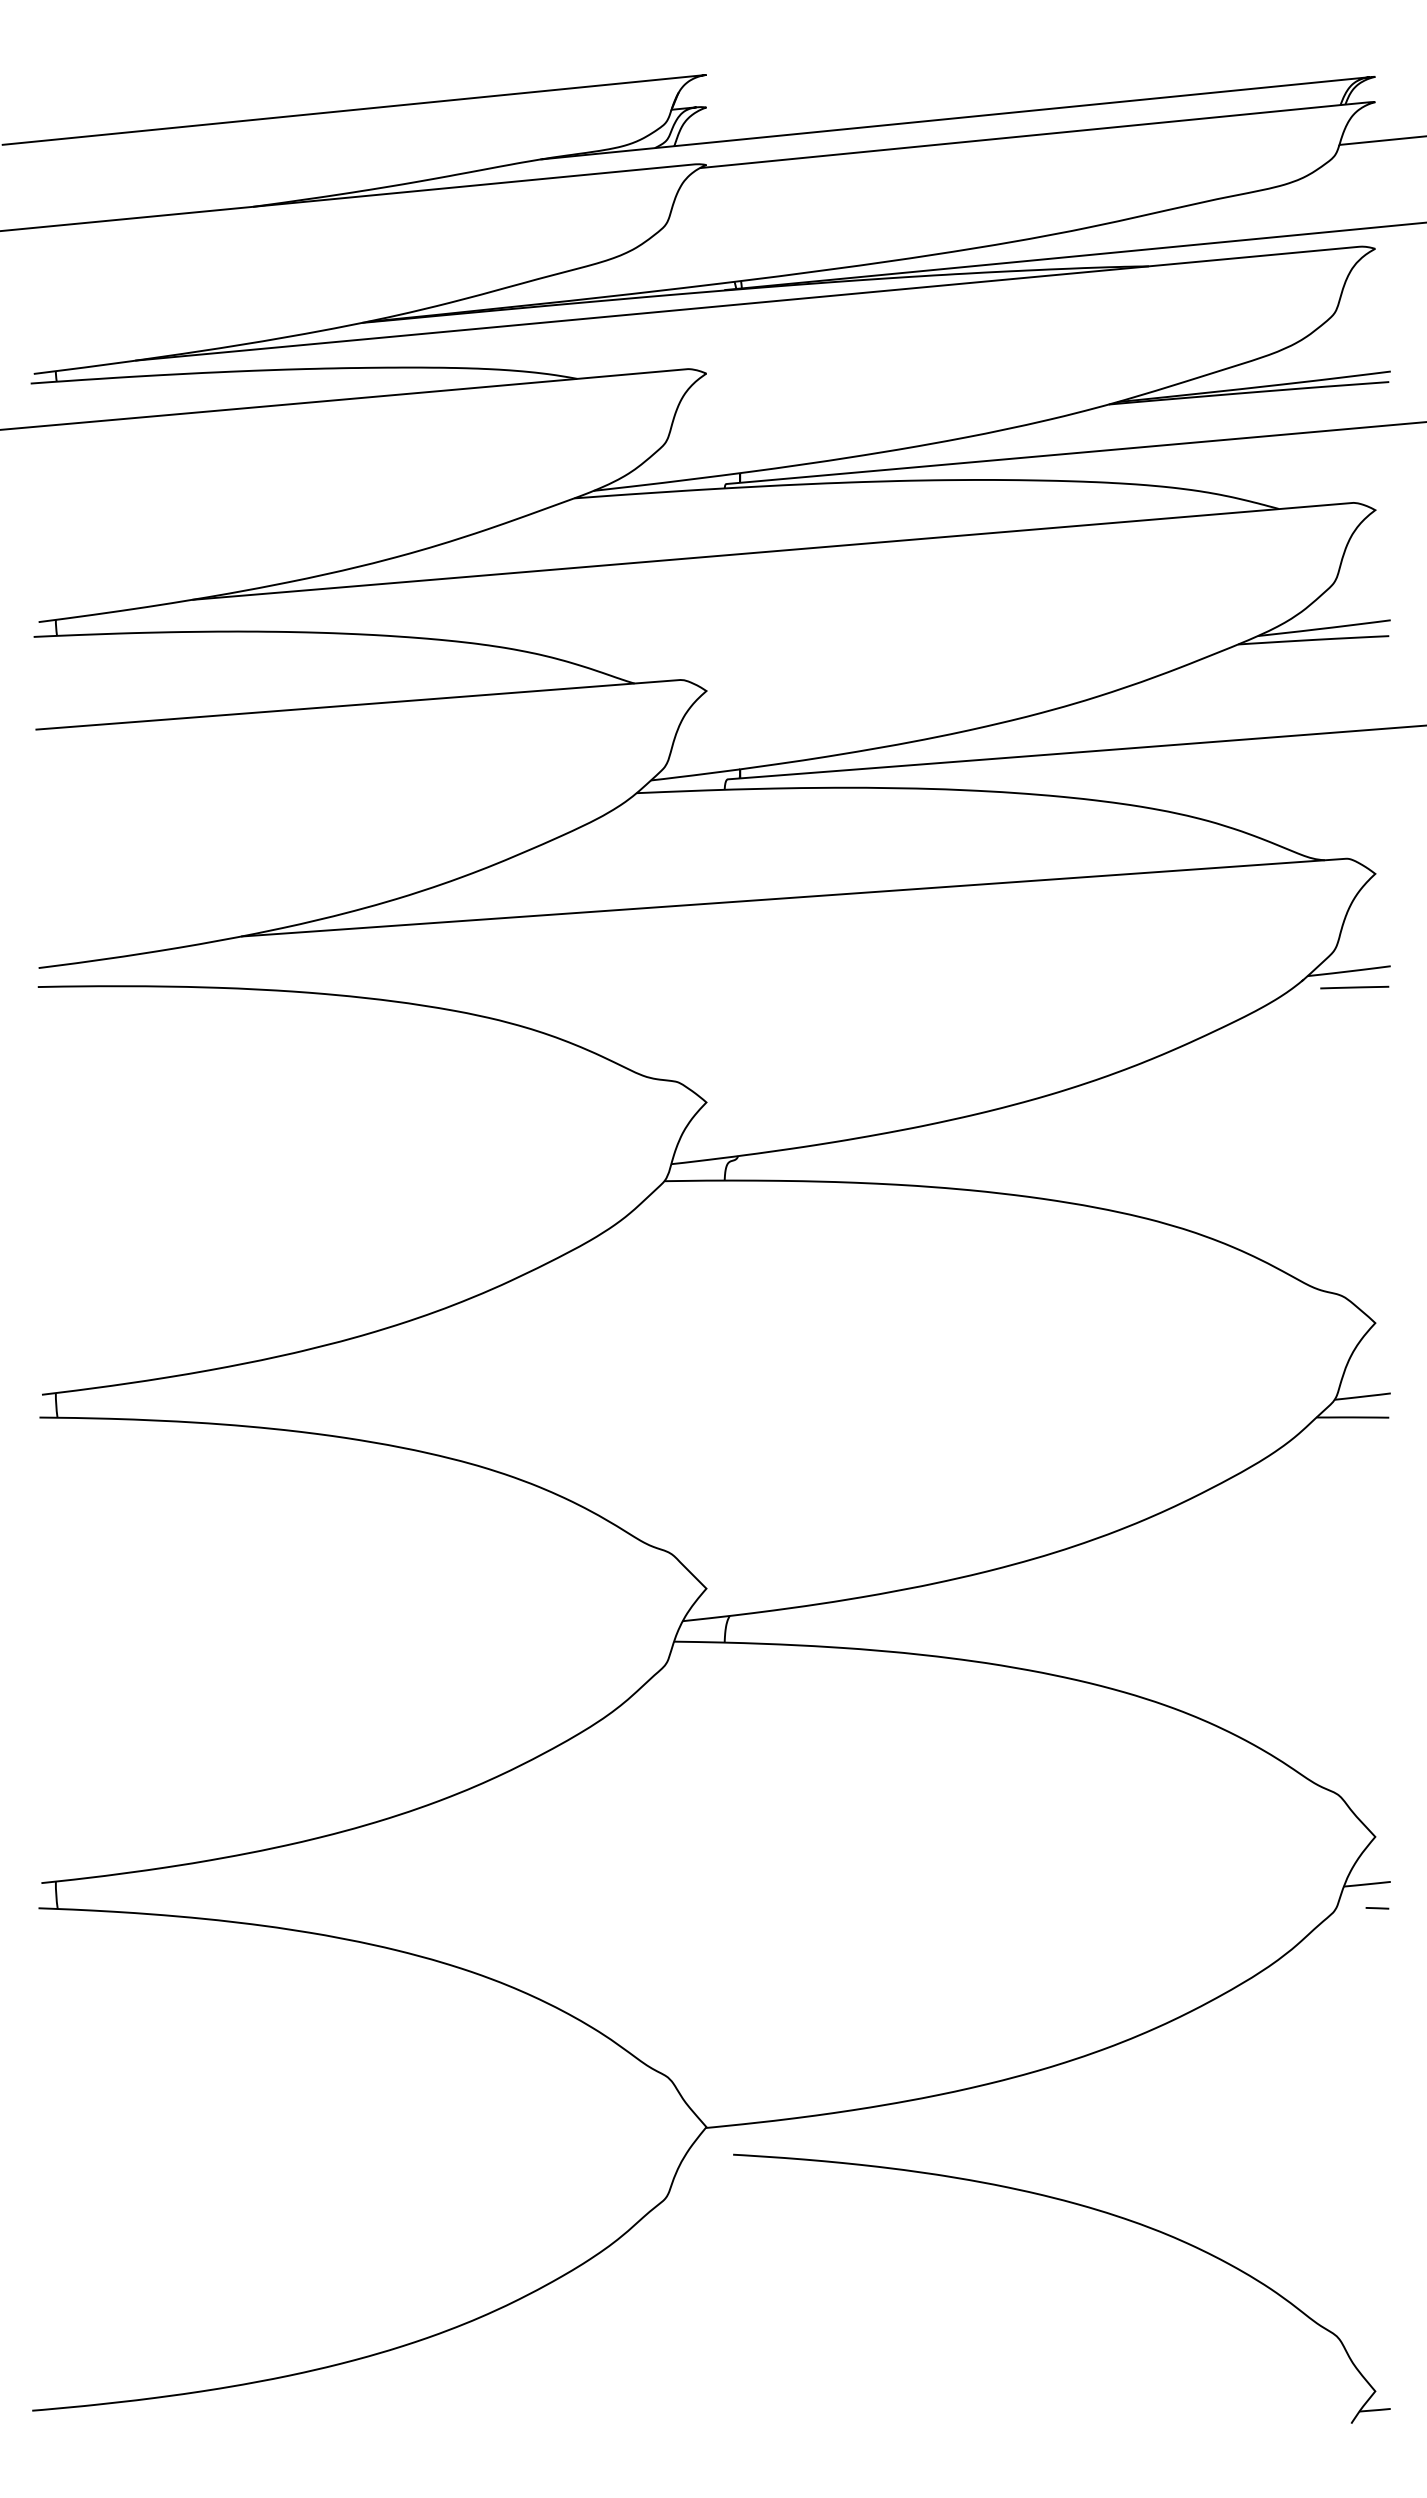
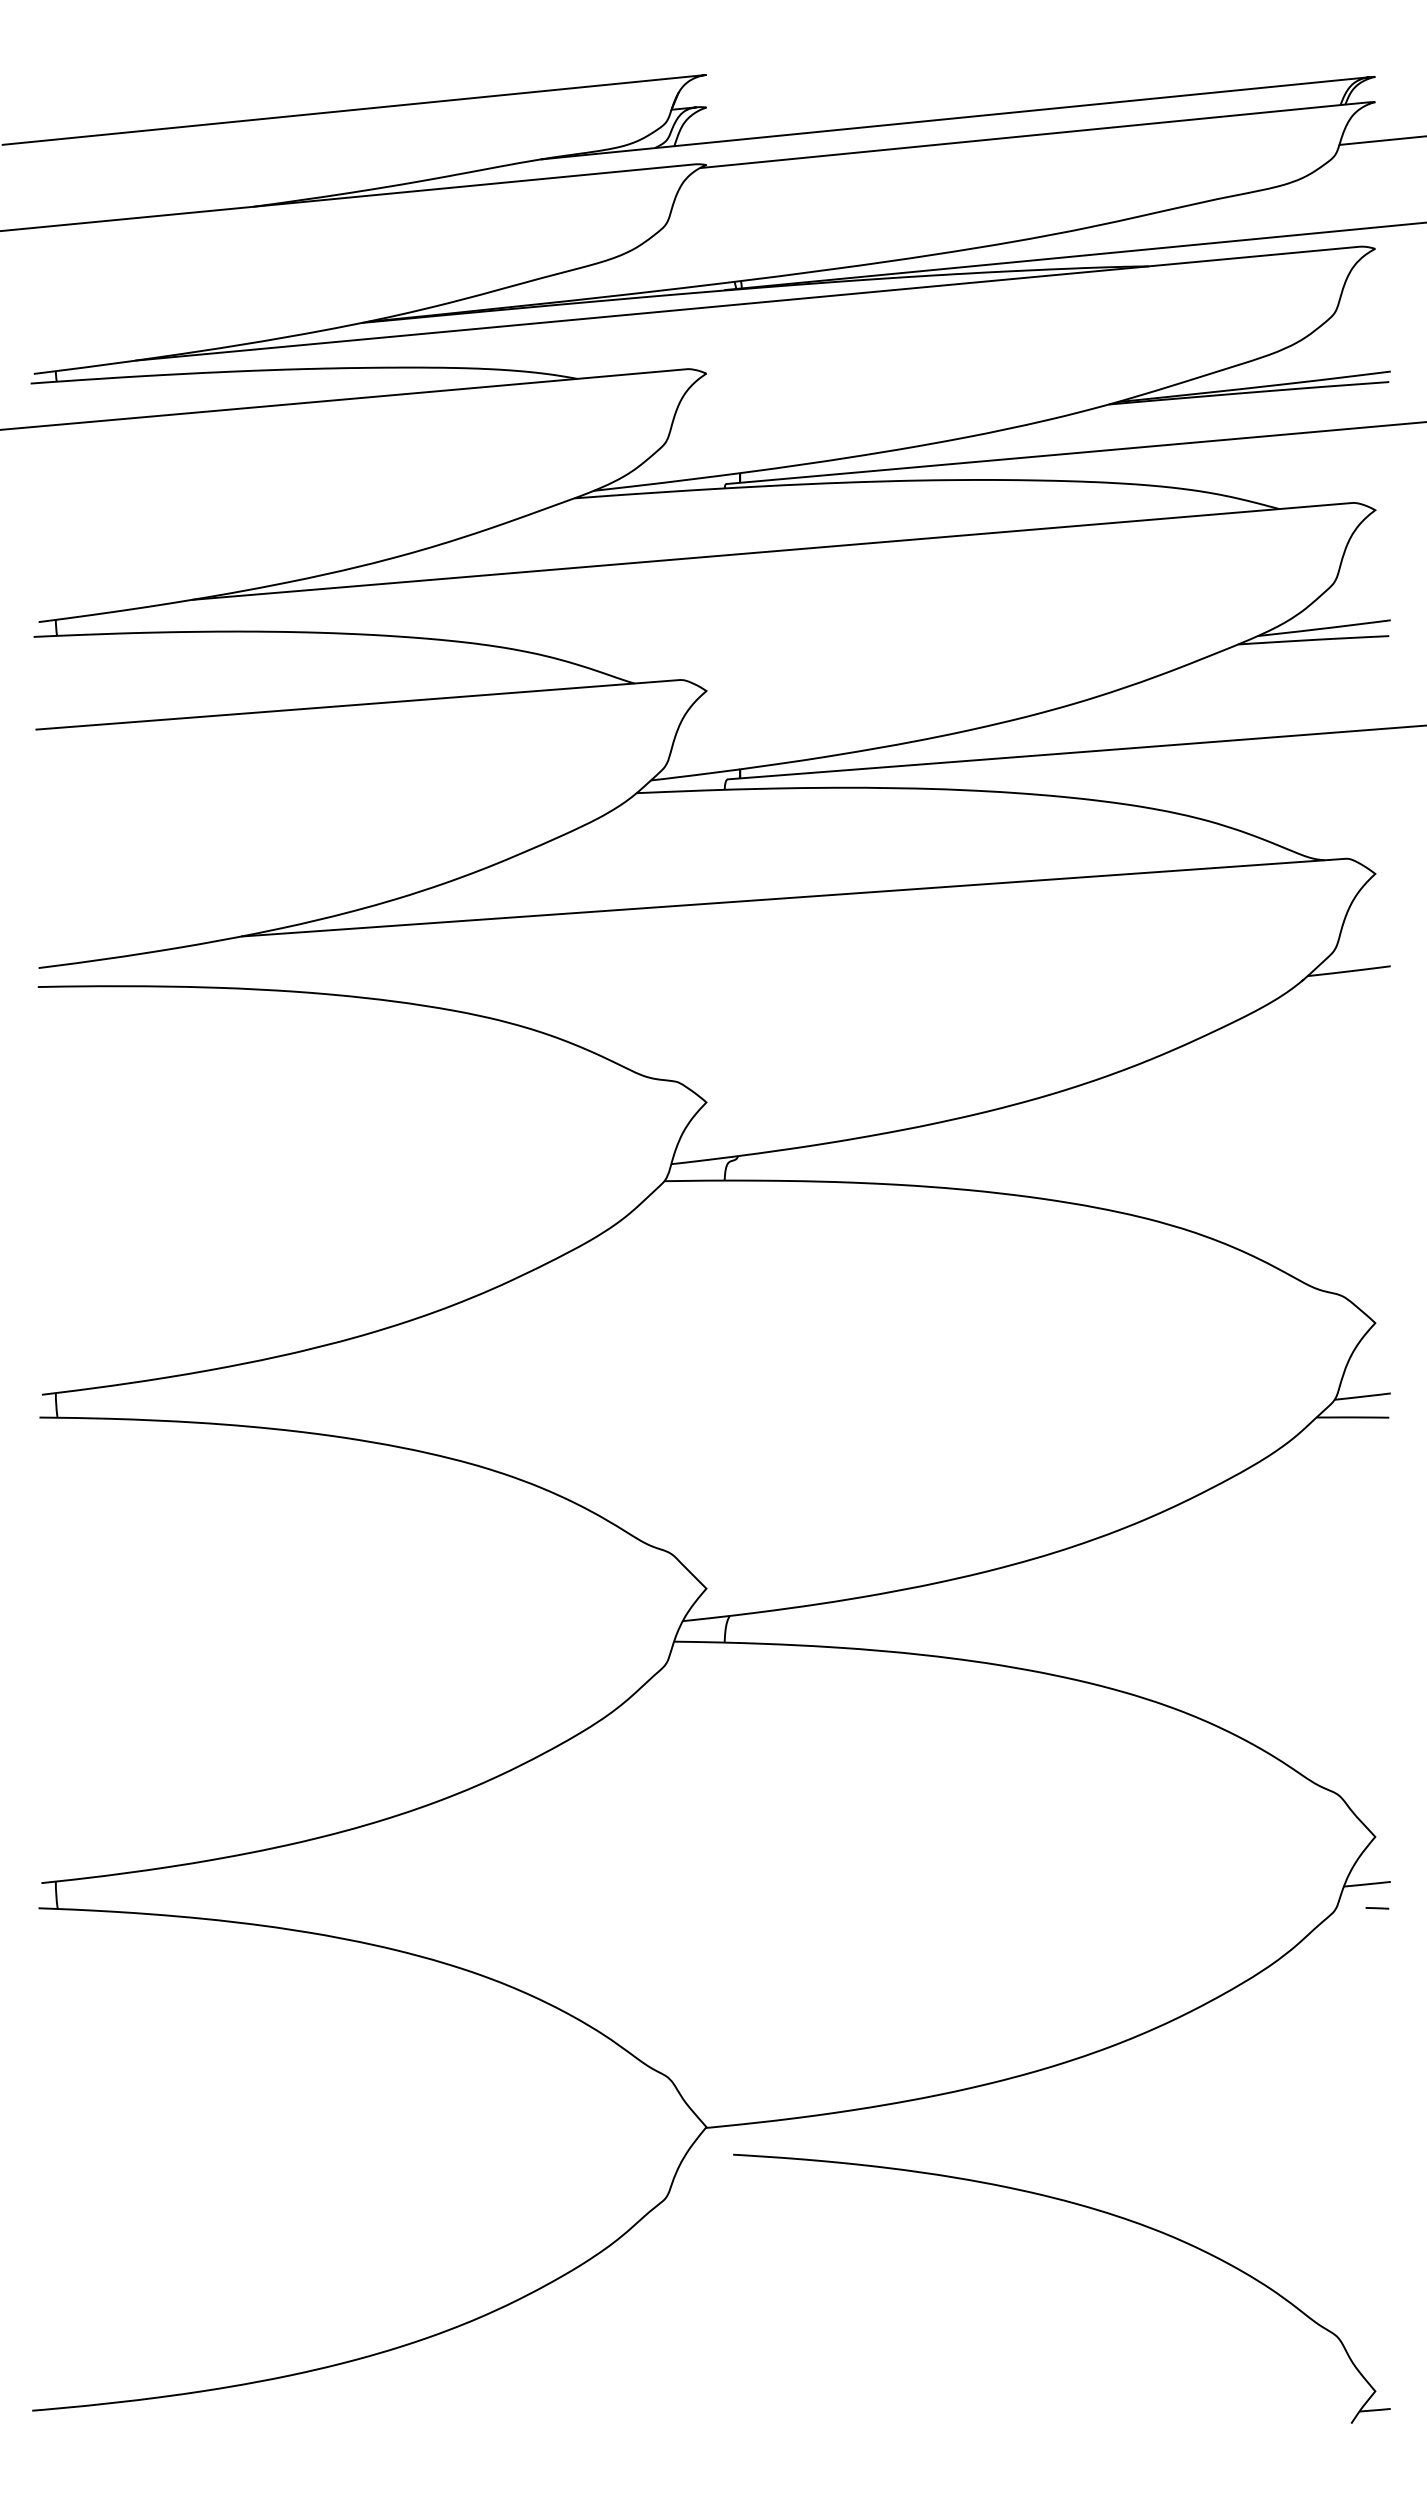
line: present -> none (1354, 987)
